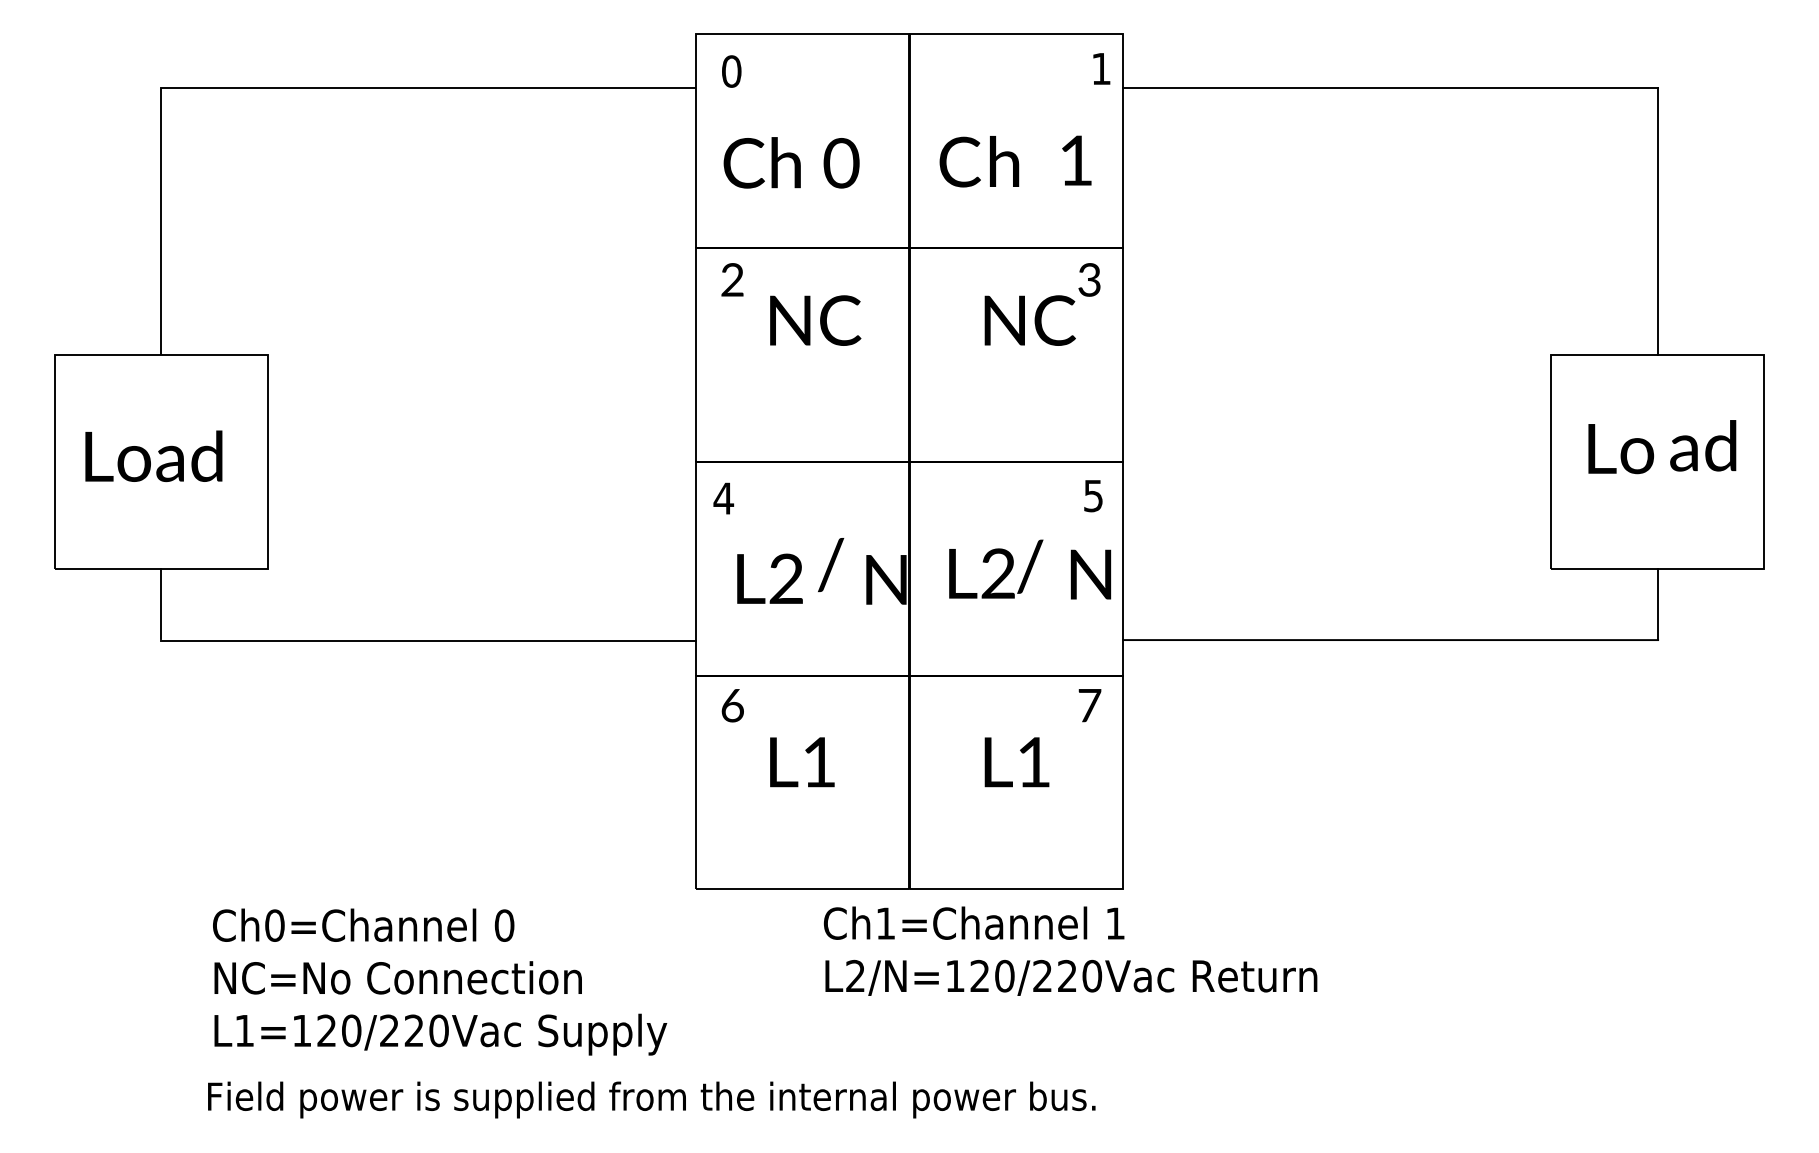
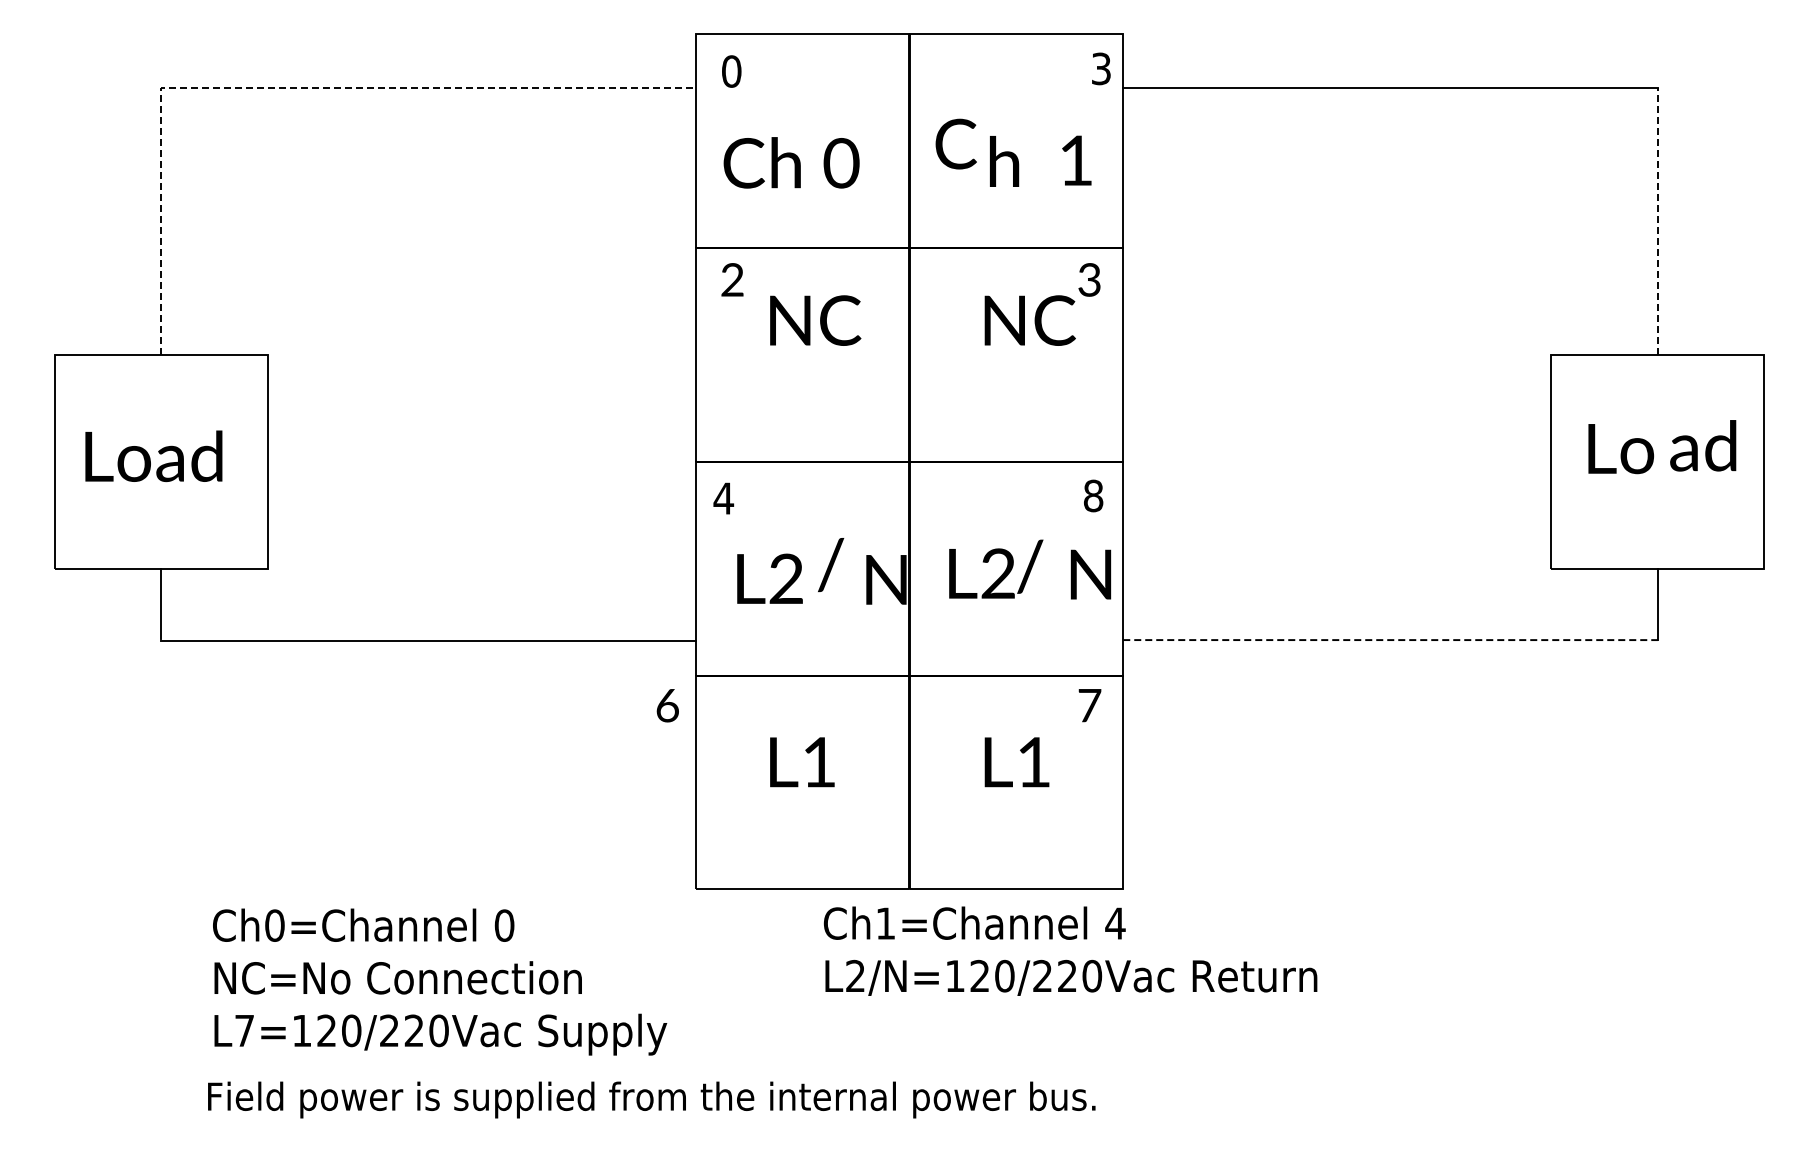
text: 1 -> 3 (1101, 68)
line: solid -> dashed (294, 87)
text position: (959, 161) -> (955, 143) (955, 143)
line: solid -> dashed (1657, 221)
text: 5 -> 8 (1093, 495)
line: solid -> dashed (1391, 640)
text position: (732, 705) -> (667, 705) (667, 705)
text: 1 -> 4 (1115, 923)
text: L1=120/220Vac -> L7=120/220Vac (244, 1030)
